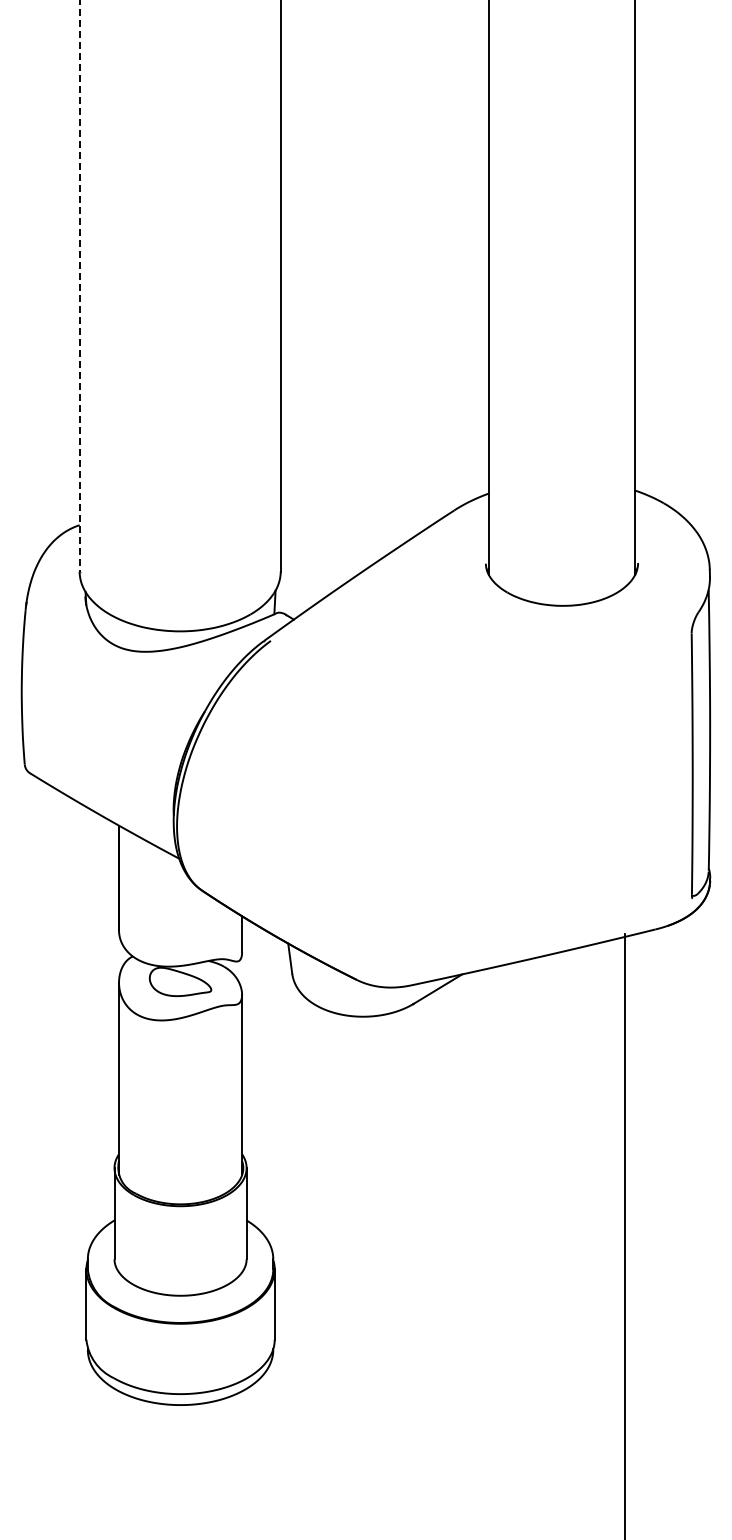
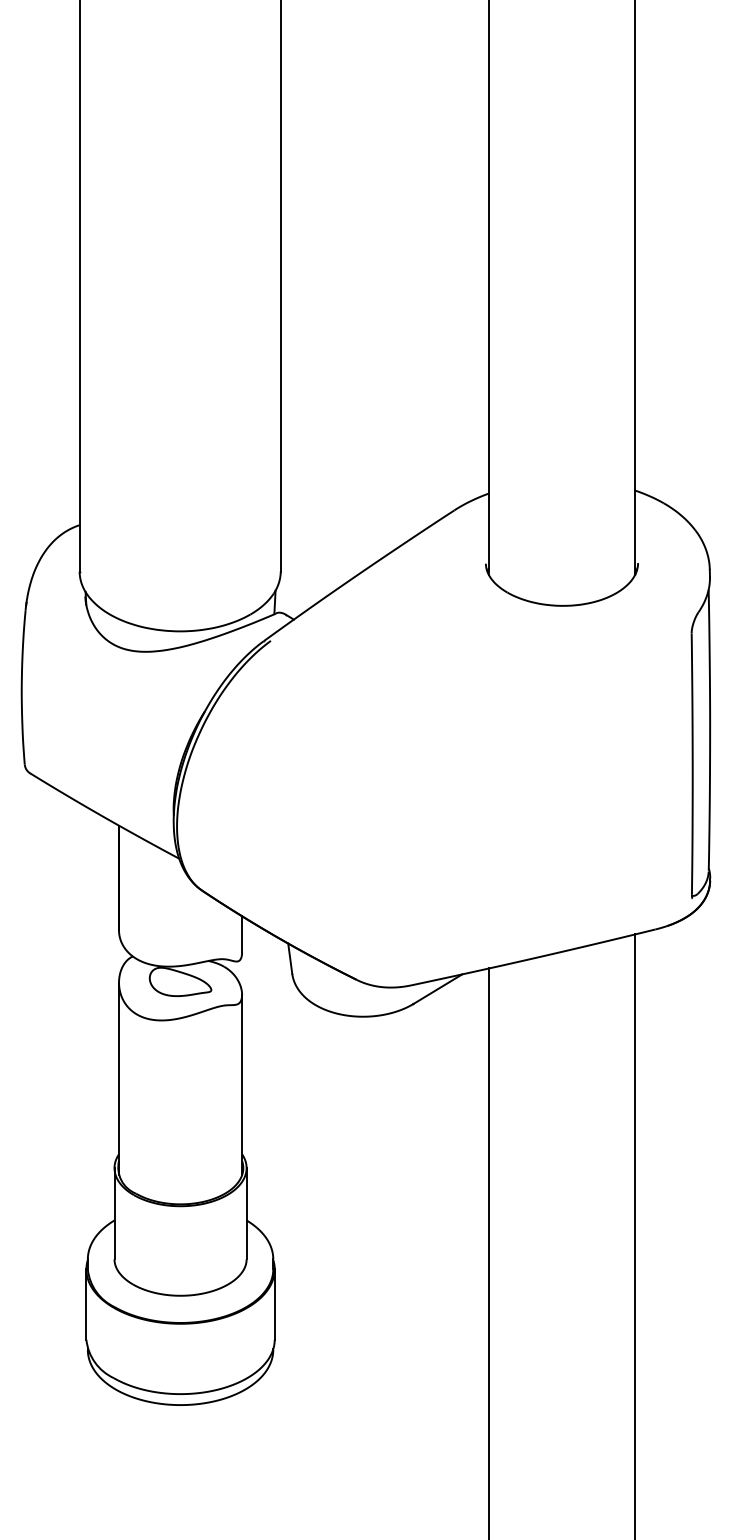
line: dashed -> solid (79, 285)
line position: (625, 1235) -> (635, 1235) (635, 1235)
line: none -> present (488, 1252)
